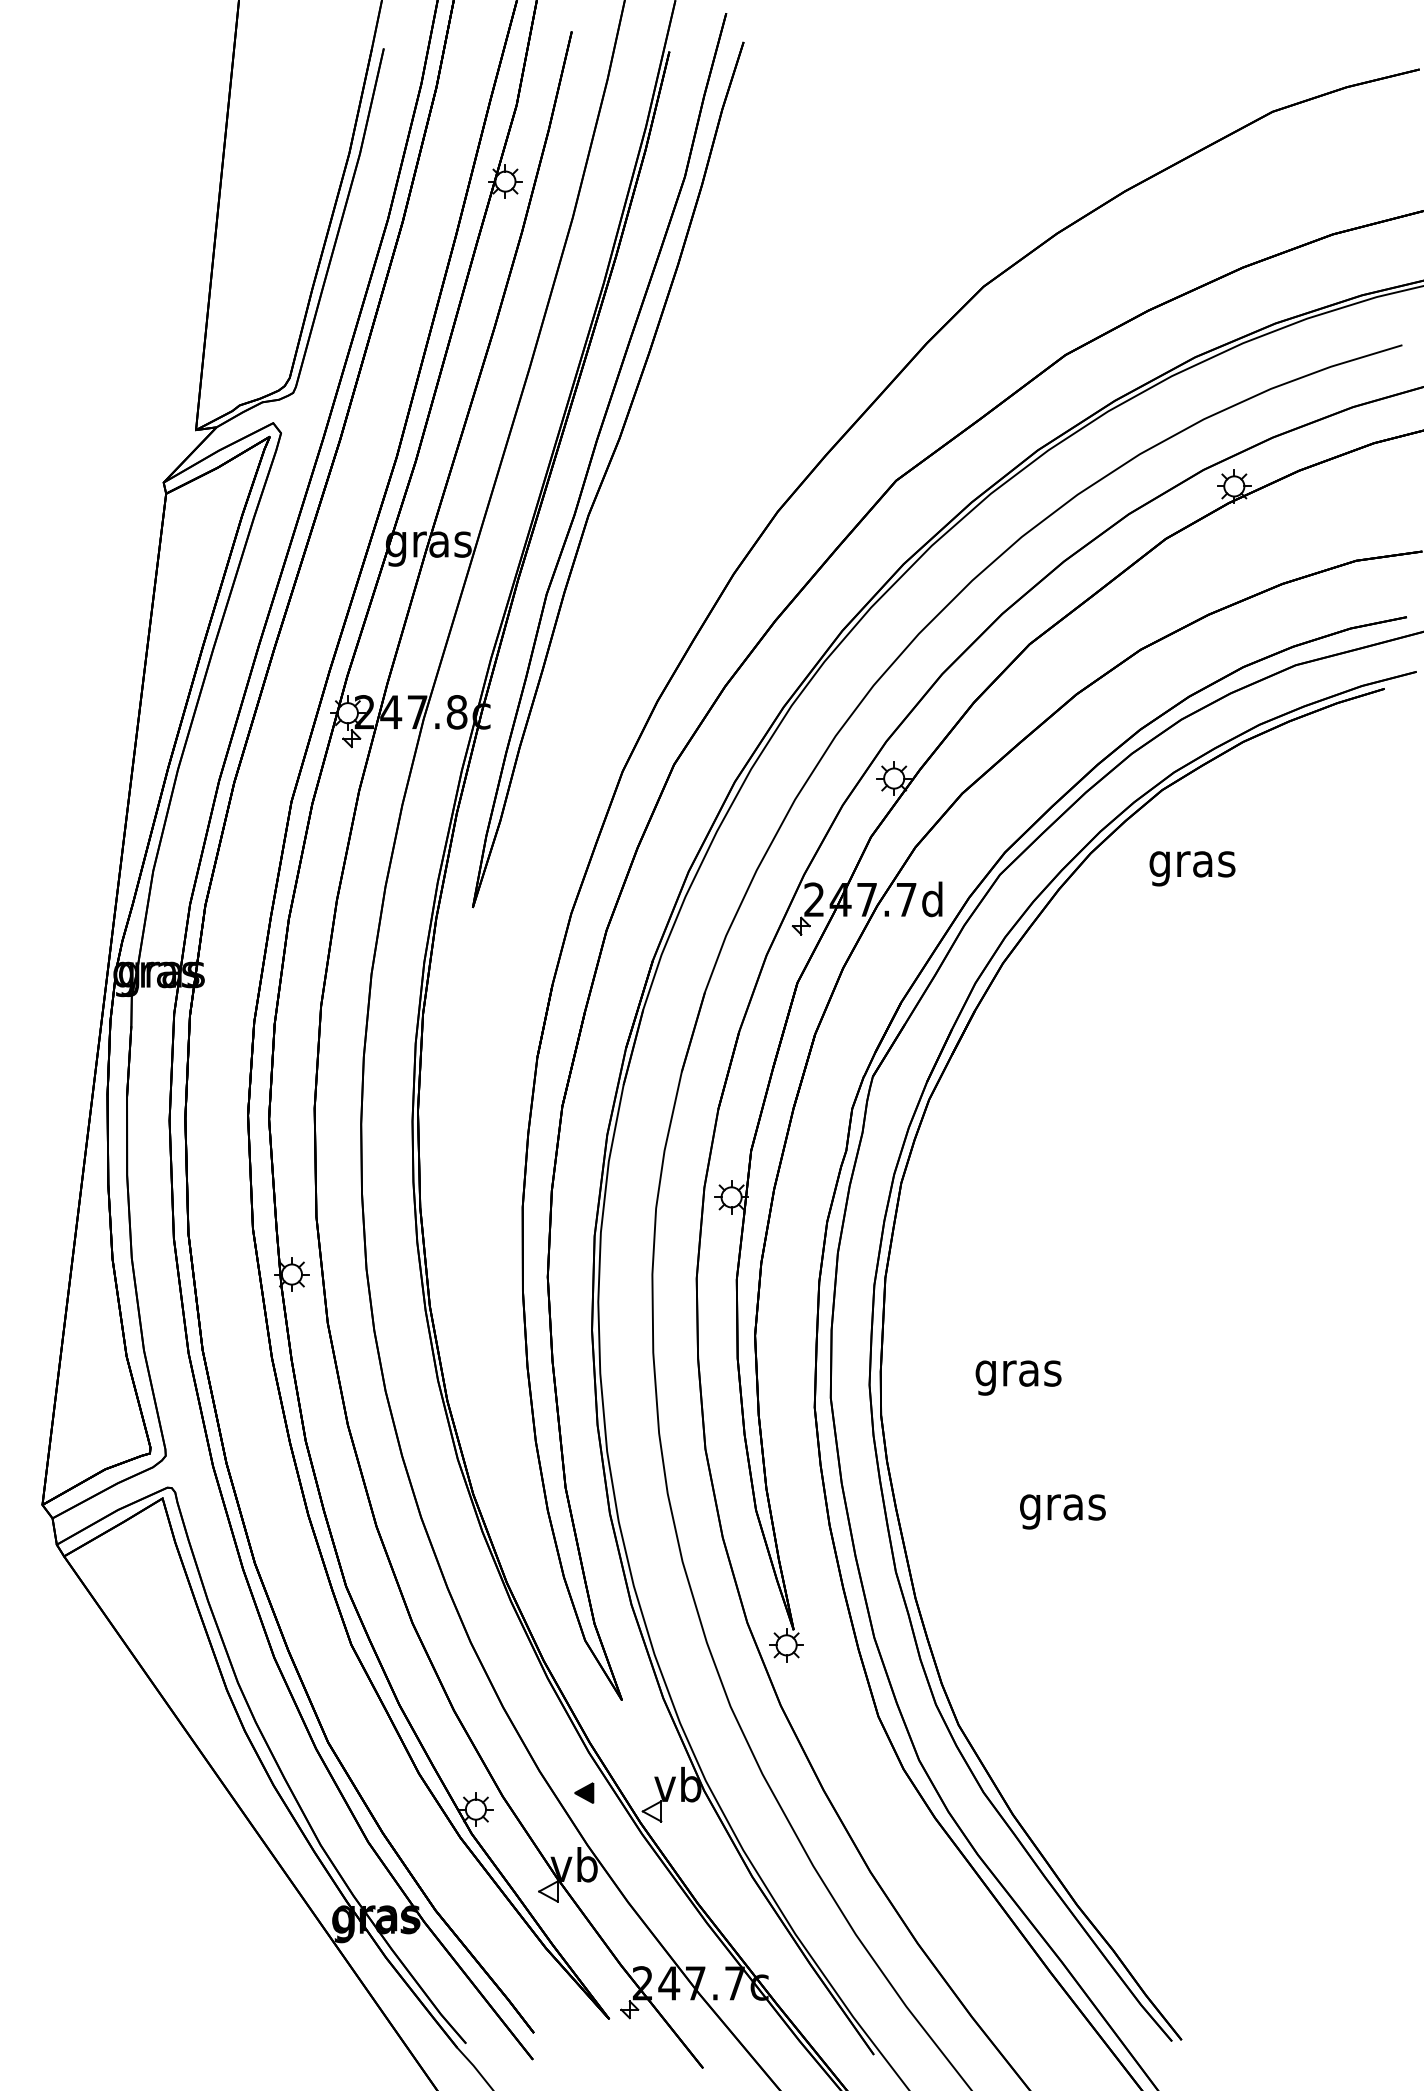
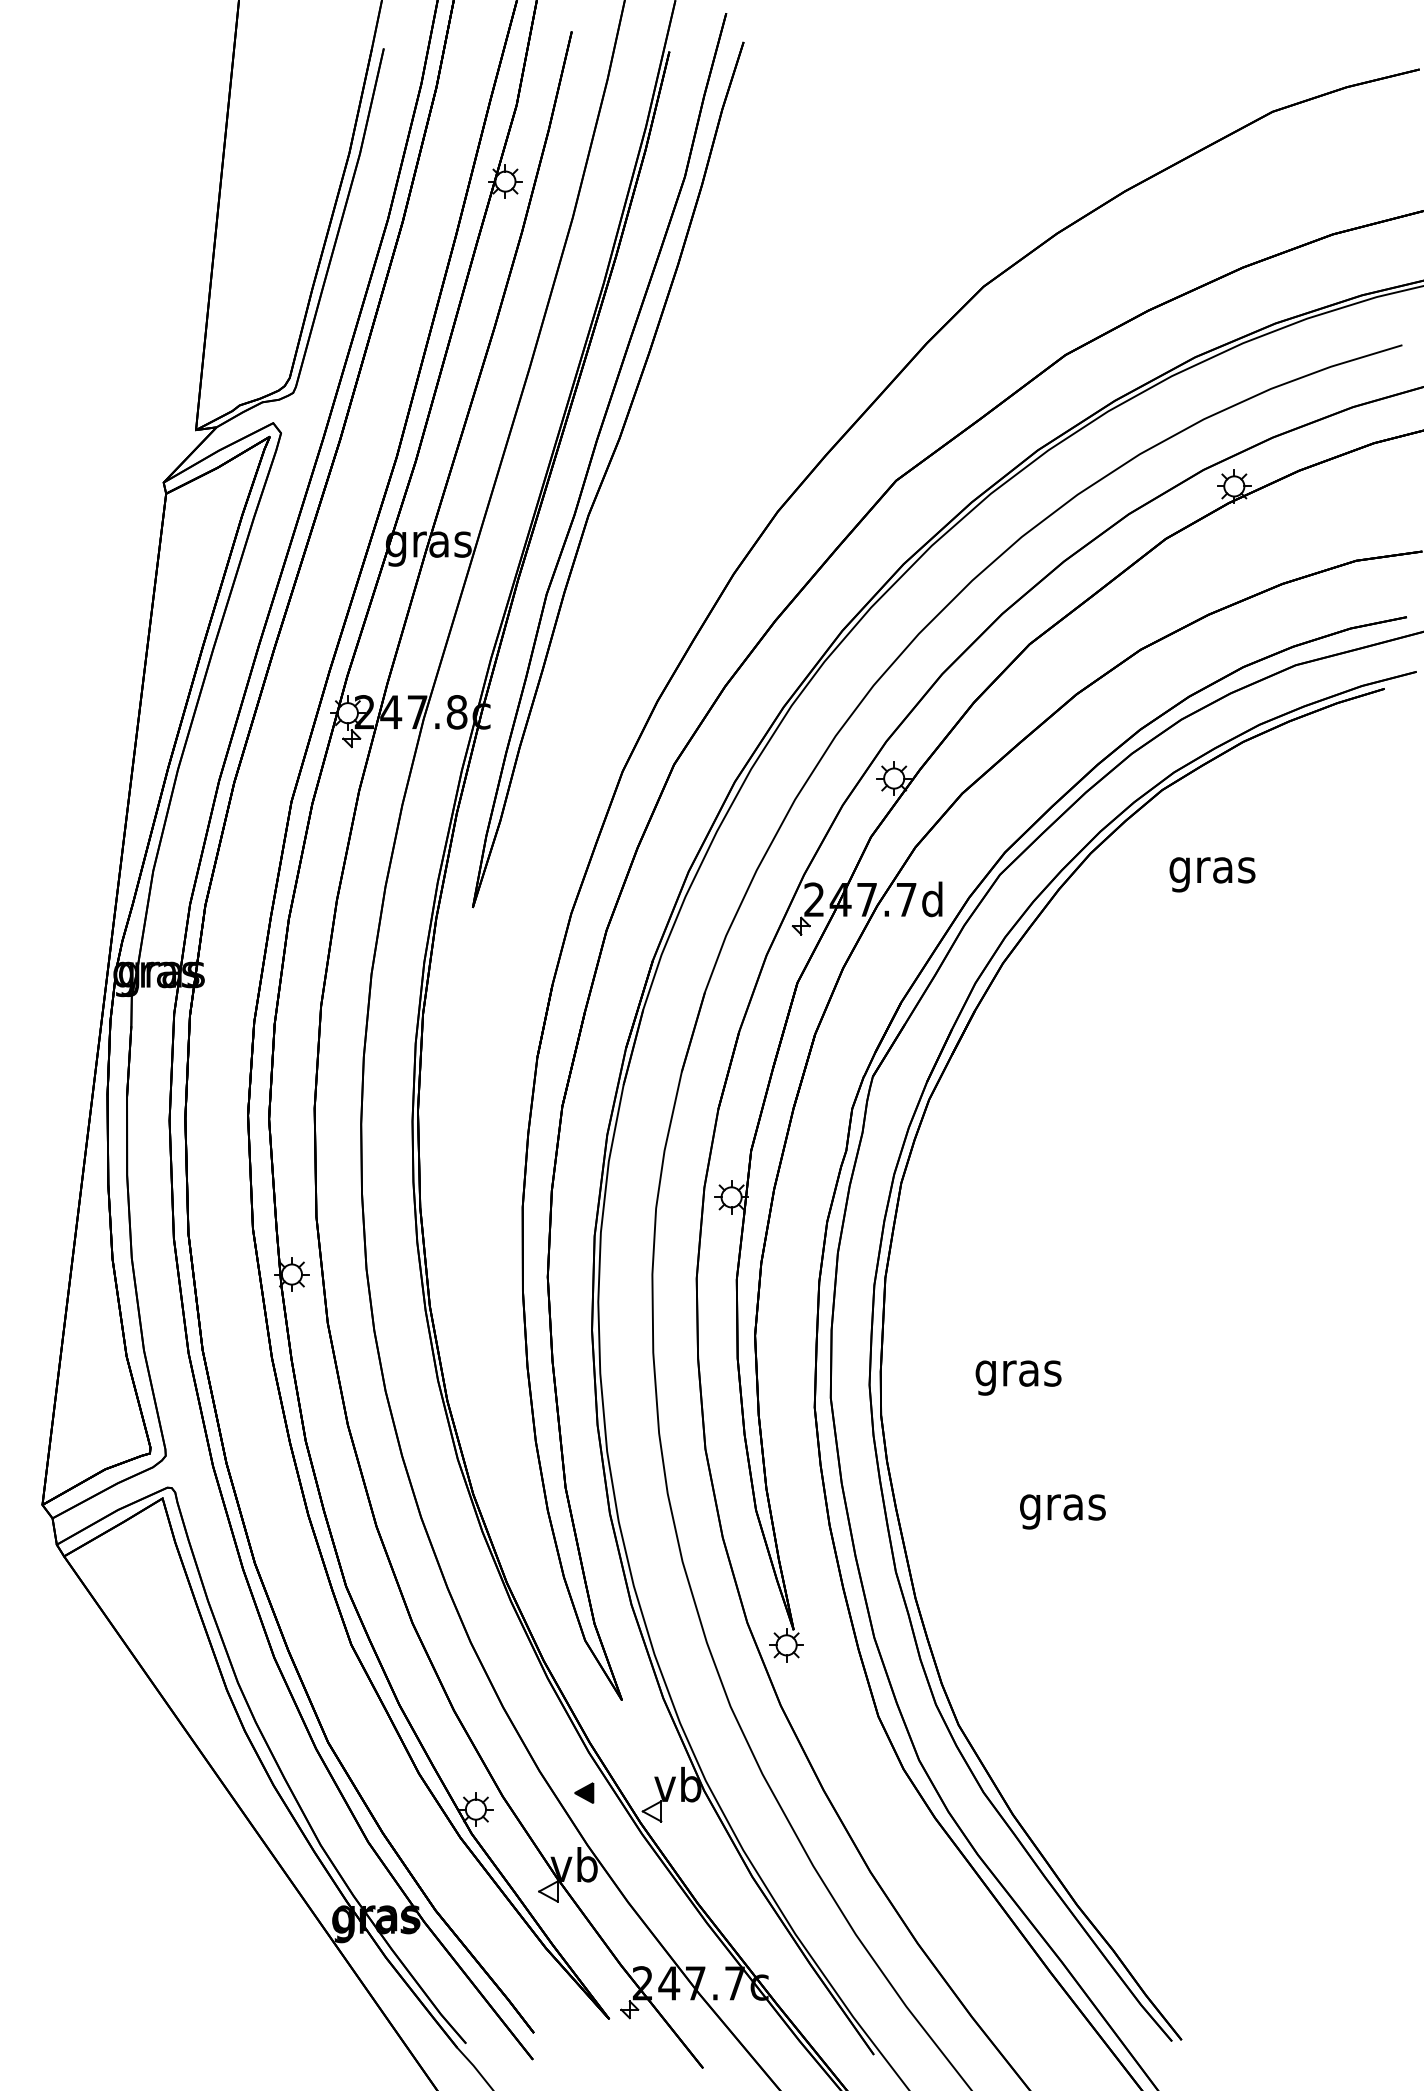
text position: (1192, 868) -> (1212, 874) (1212, 874)
